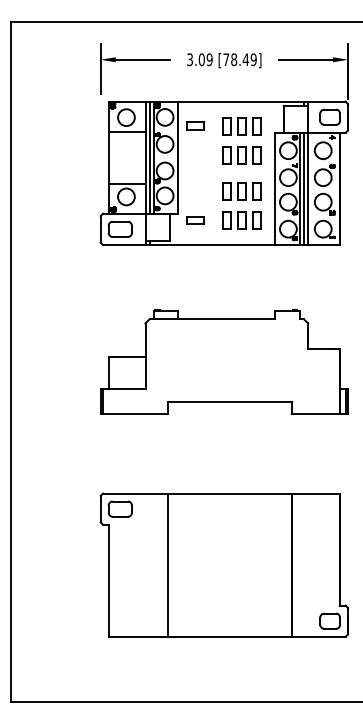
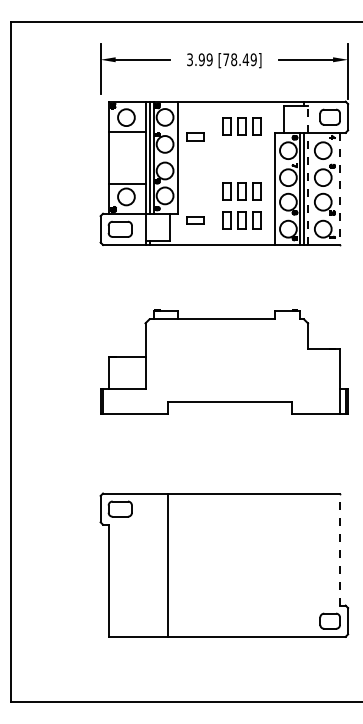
text: 3.09 -> 3.99 (201, 59)
part position: (195, 125) -> (195, 136) (195, 136)
part: present -> none (241, 155)
line: solid -> dashed (308, 173)
line: solid -> dashed (340, 189)
line: solid -> dashed (340, 549)
line: present -> none (292, 564)
